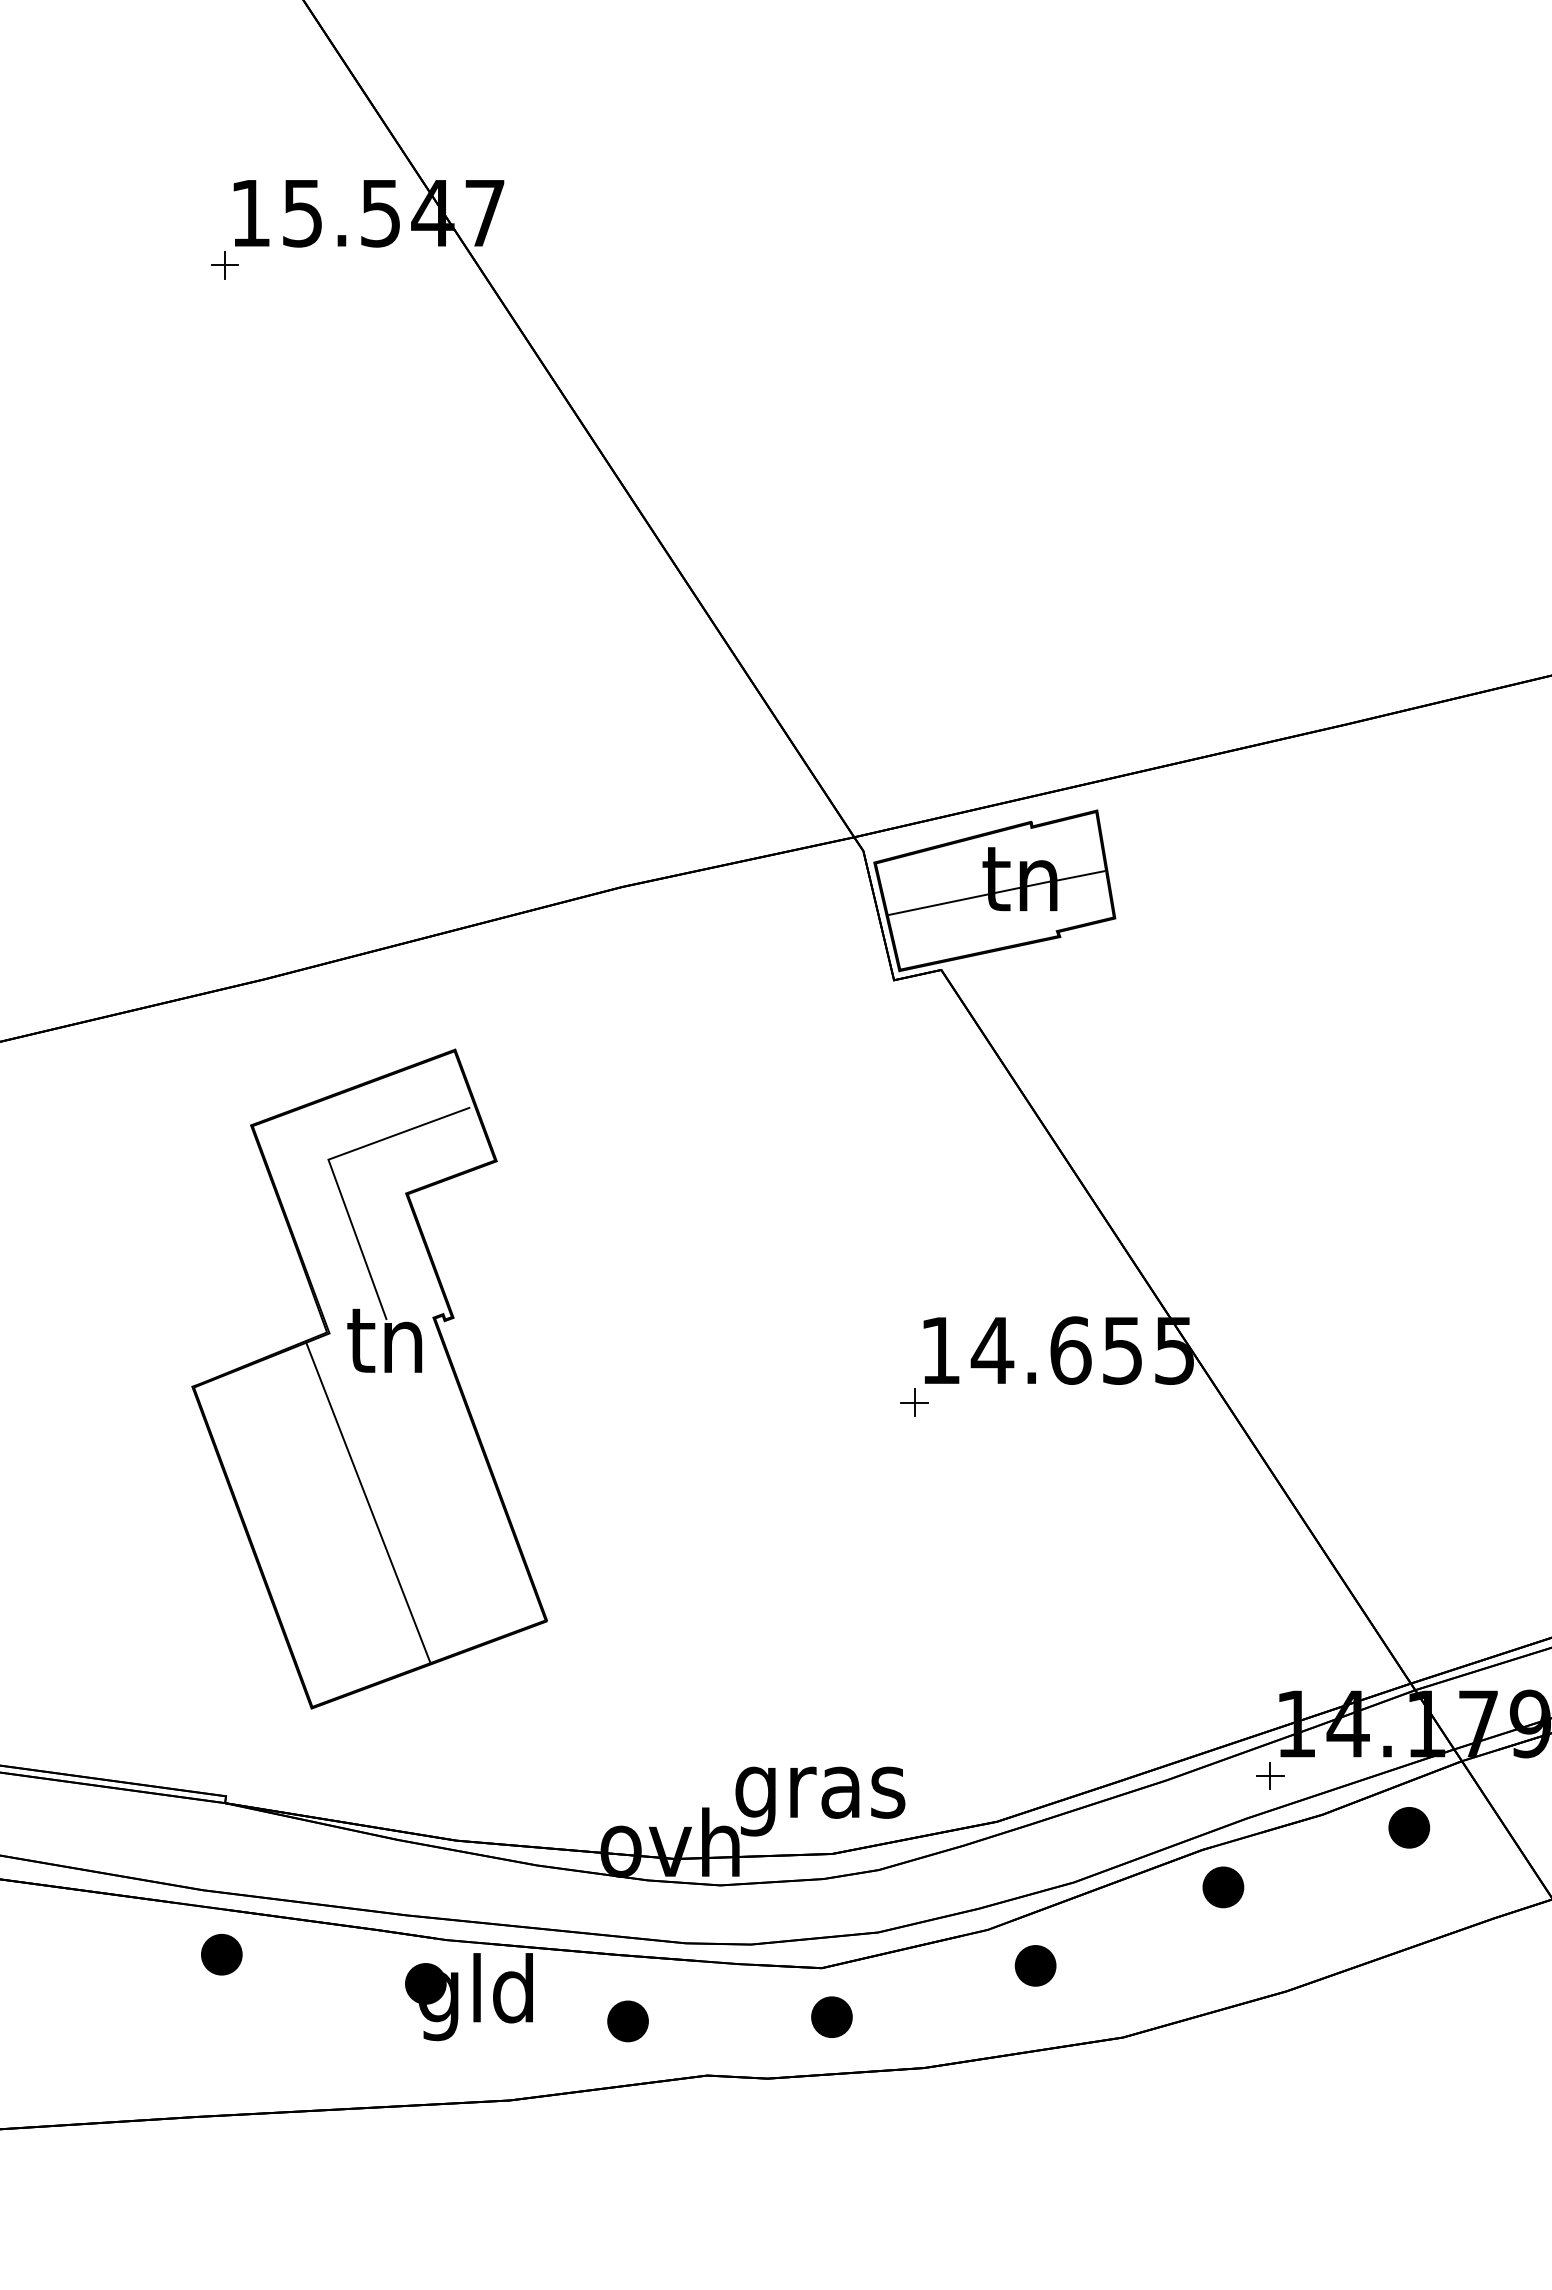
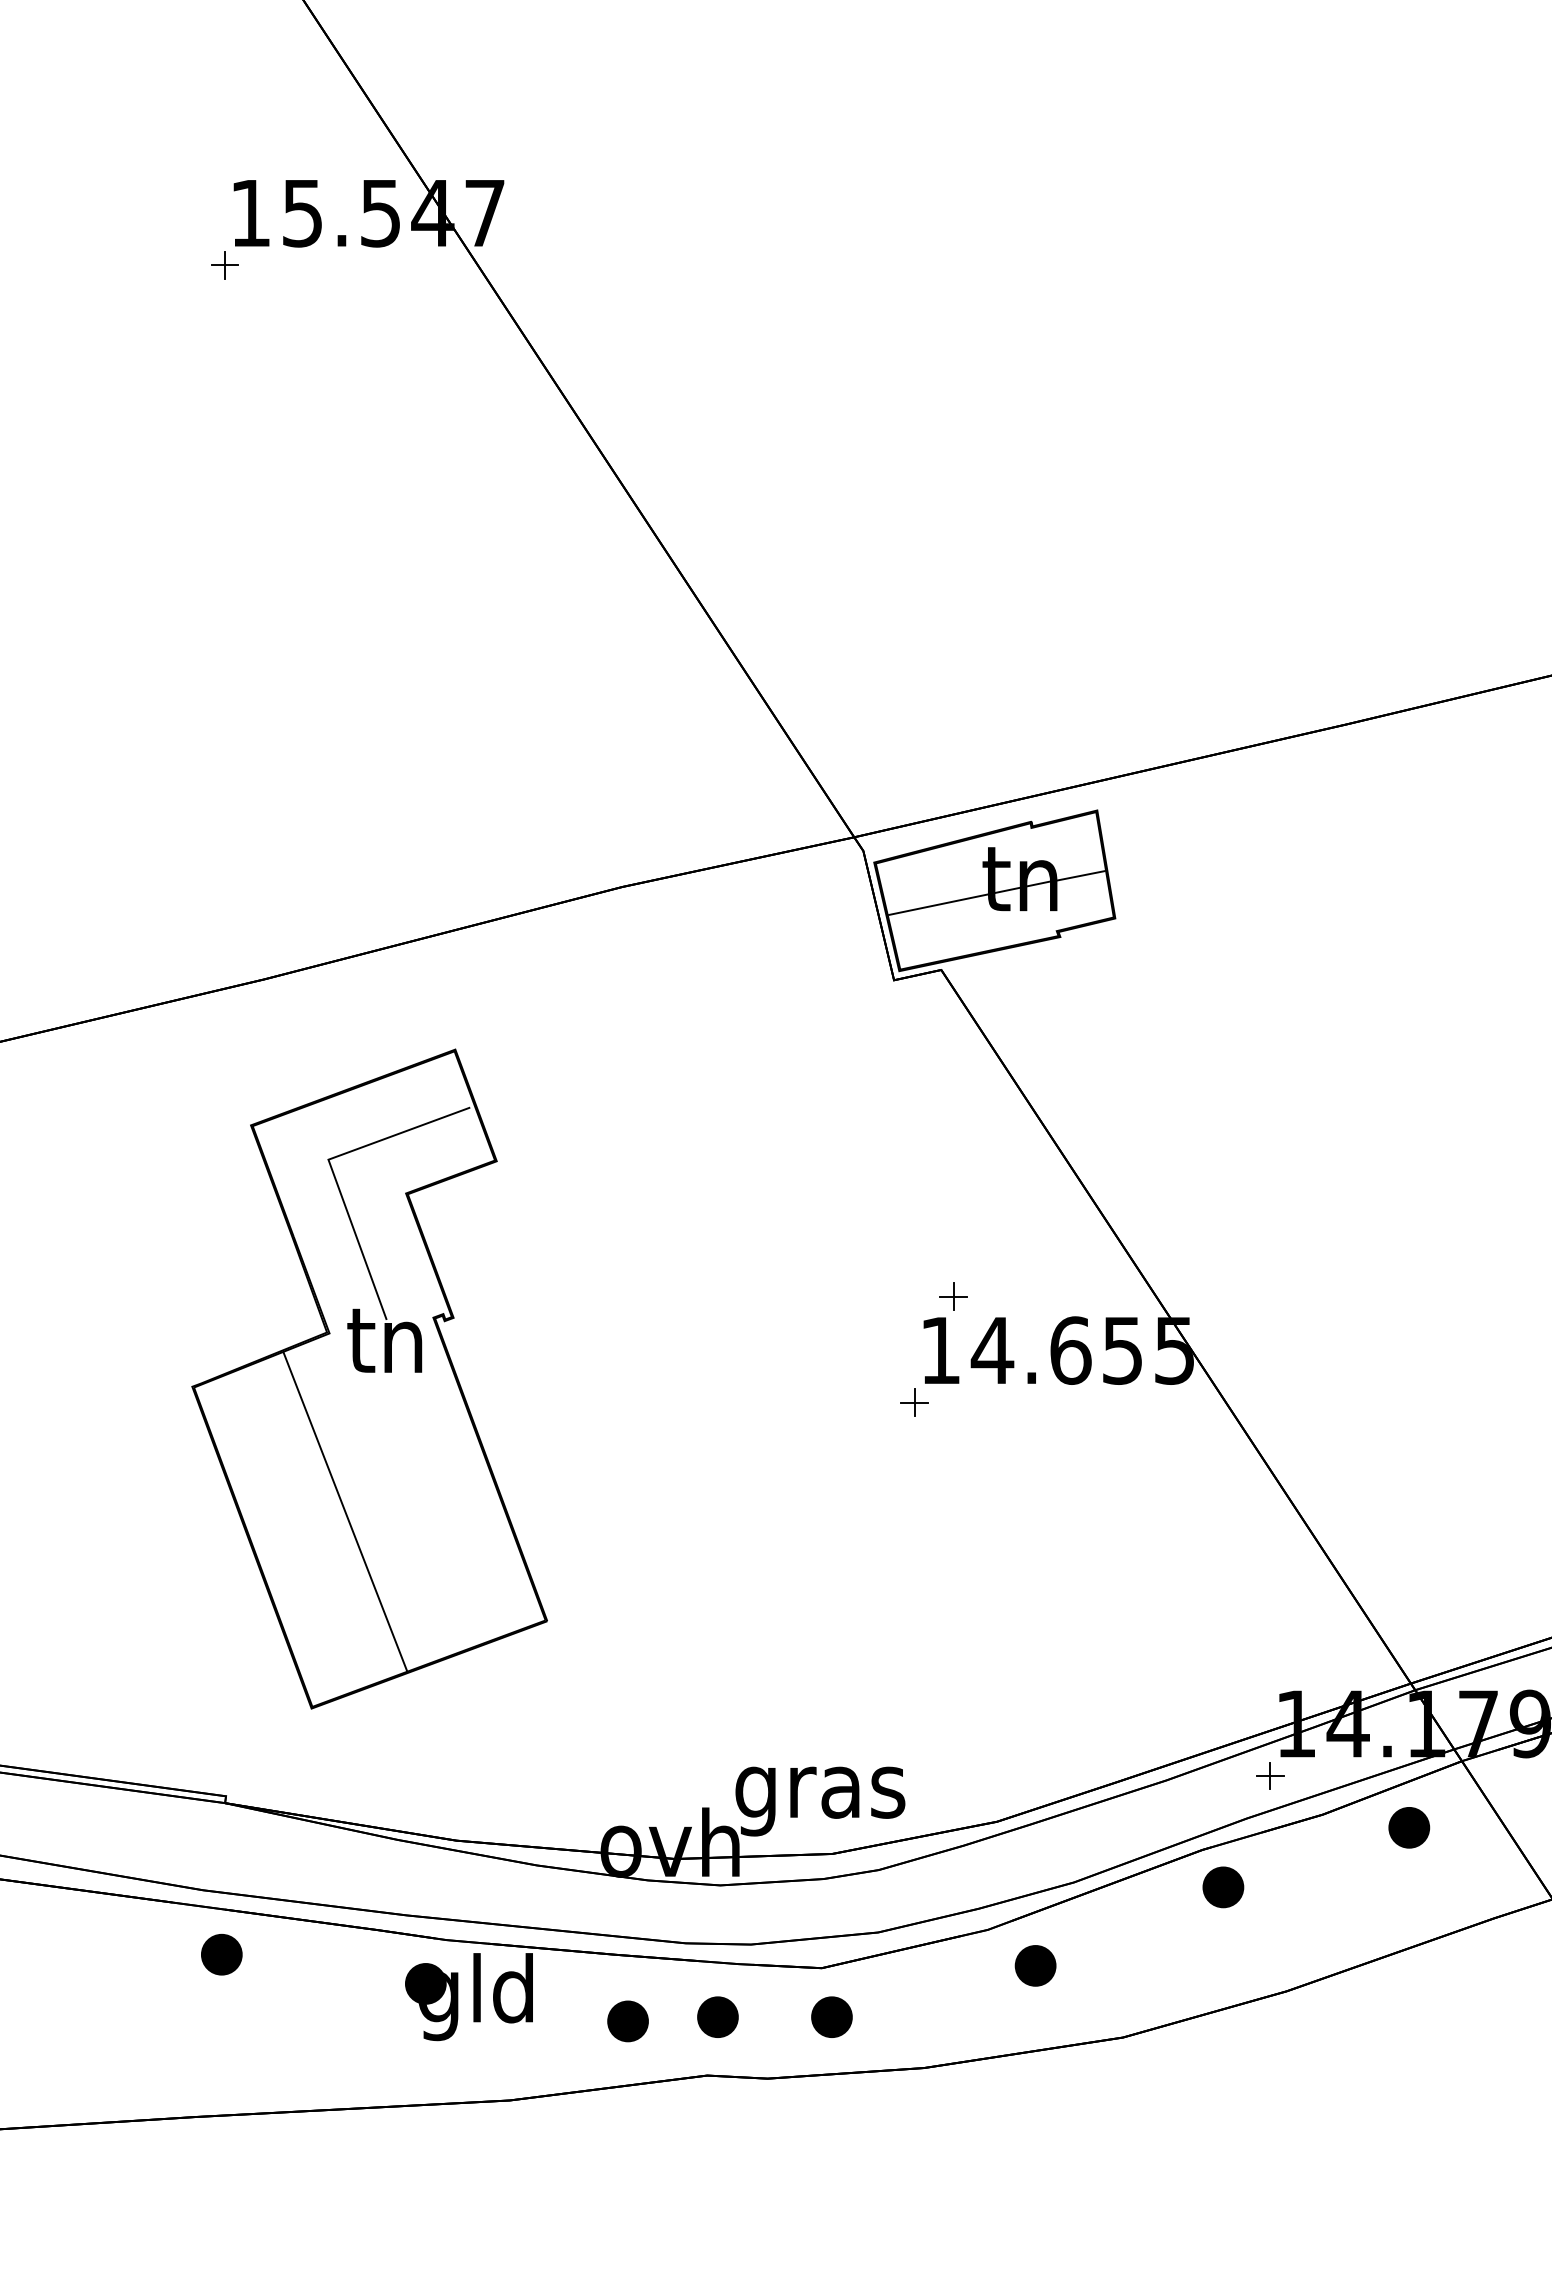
part: none -> present (953, 1296)
line position: (368, 1502) -> (345, 1511) (345, 1511)
part: none -> present (717, 2016)
